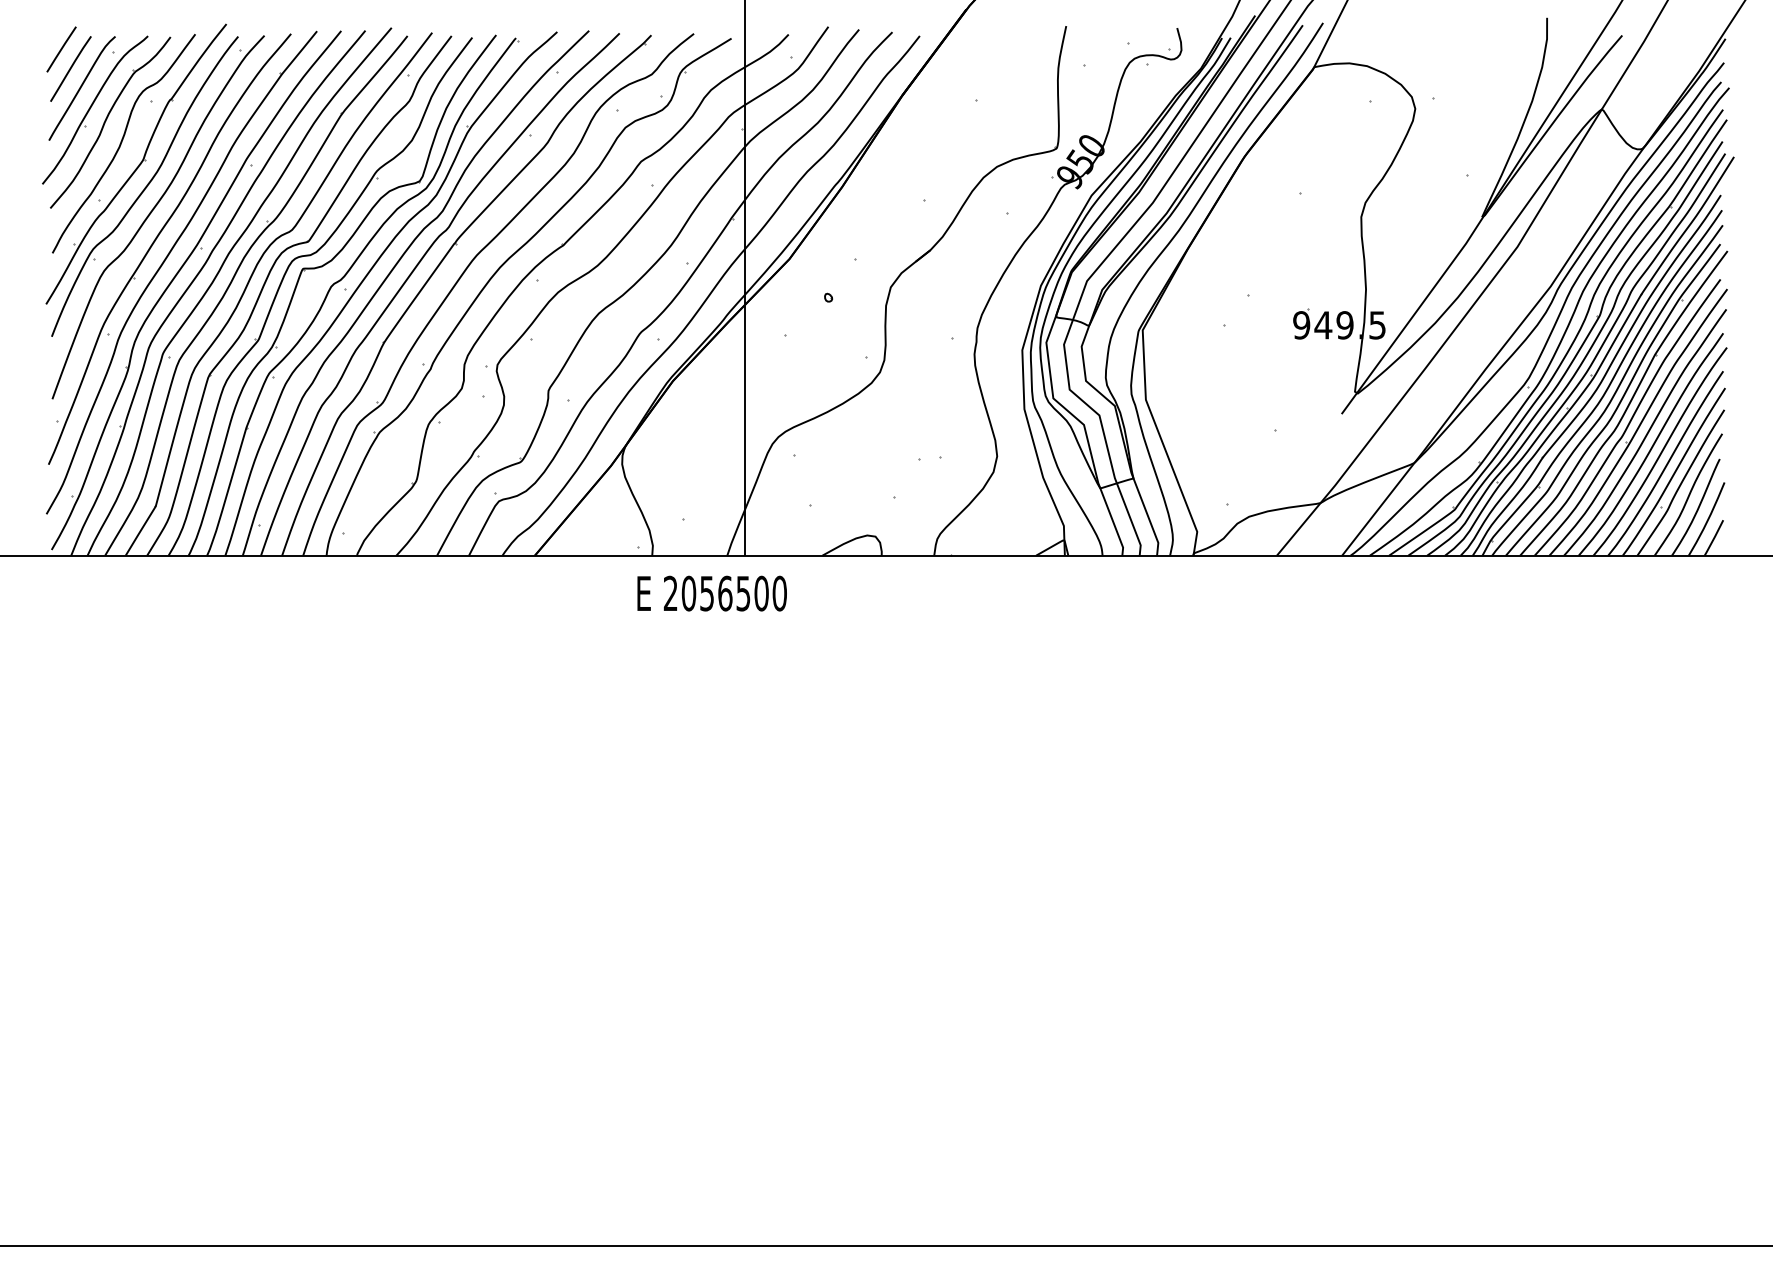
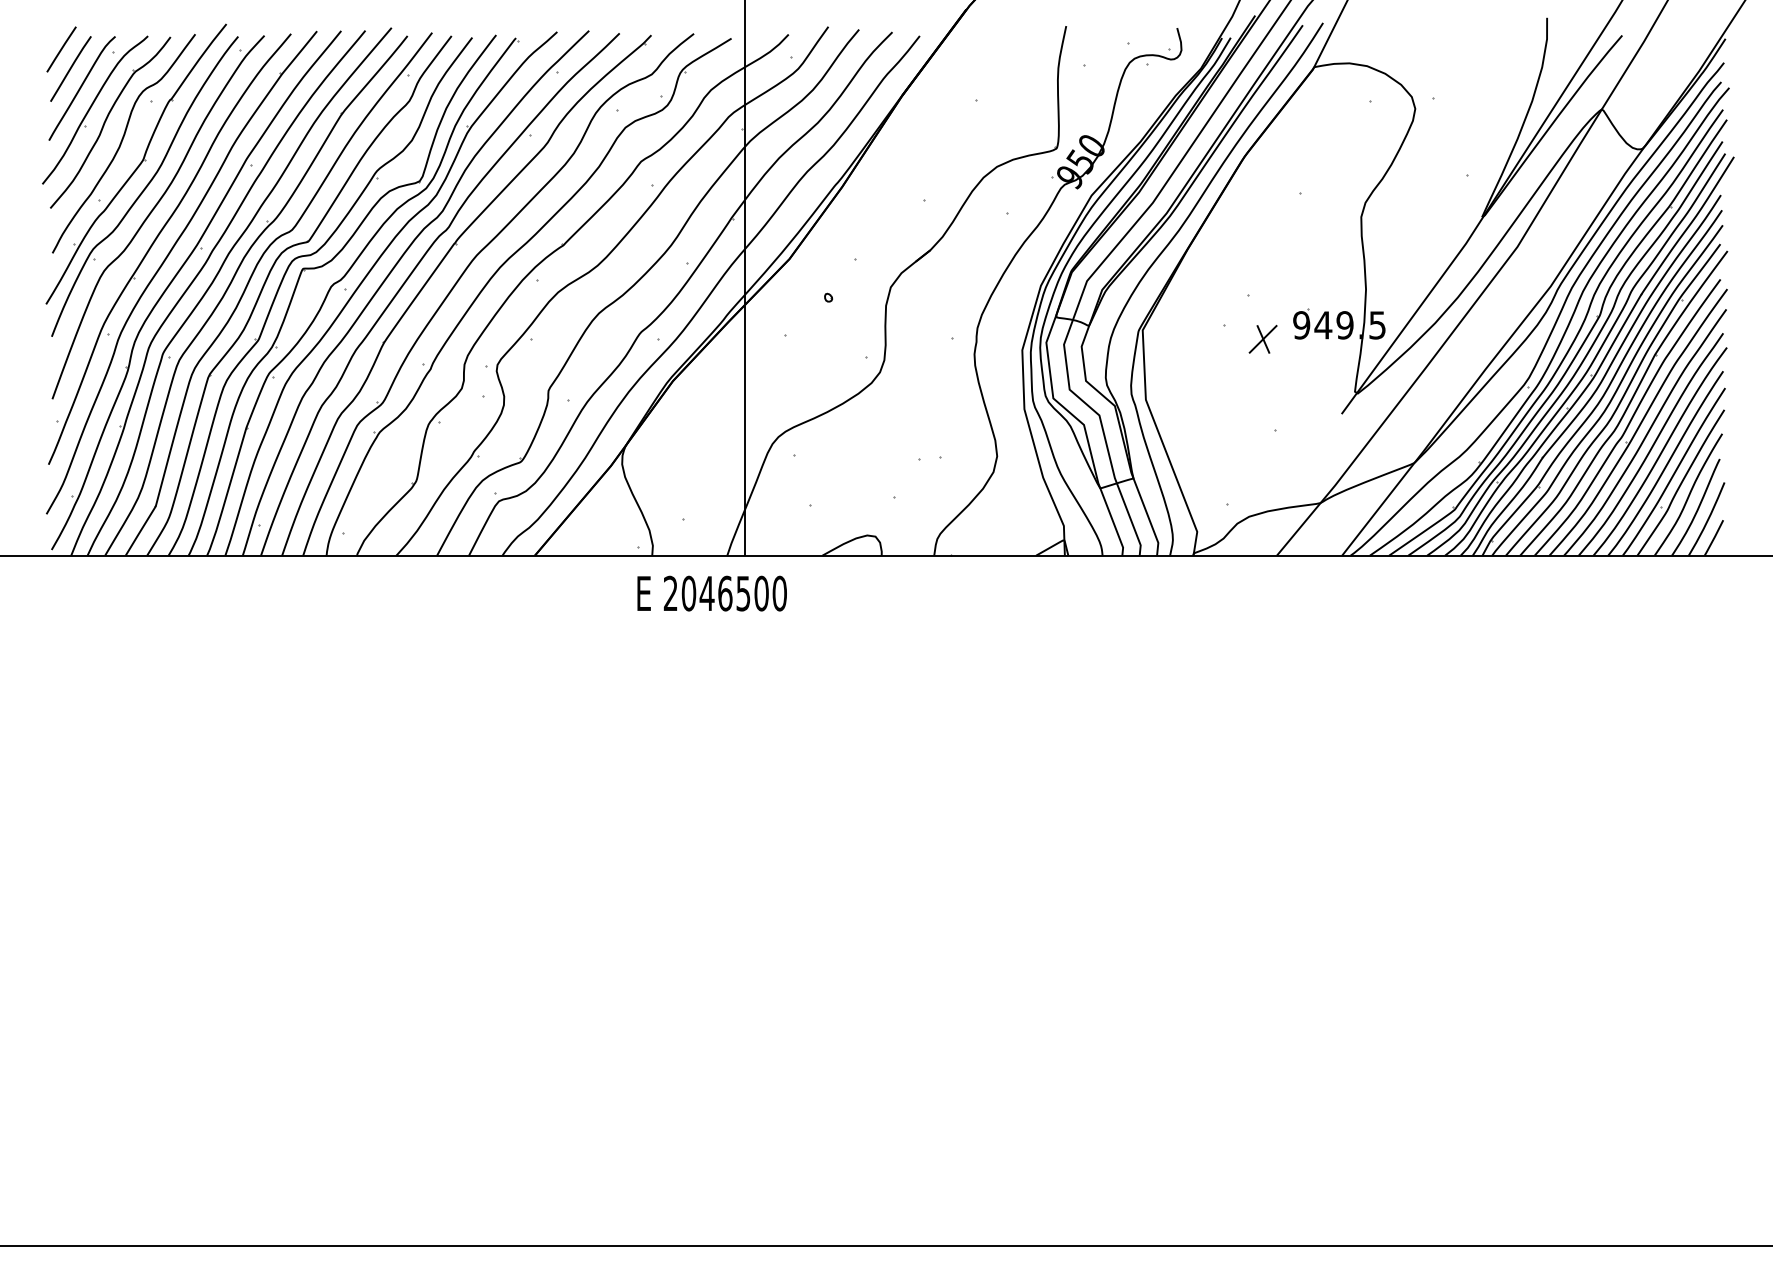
part: none -> present (1262, 338)
text: 2056500 -> 2046500 (706, 593)
